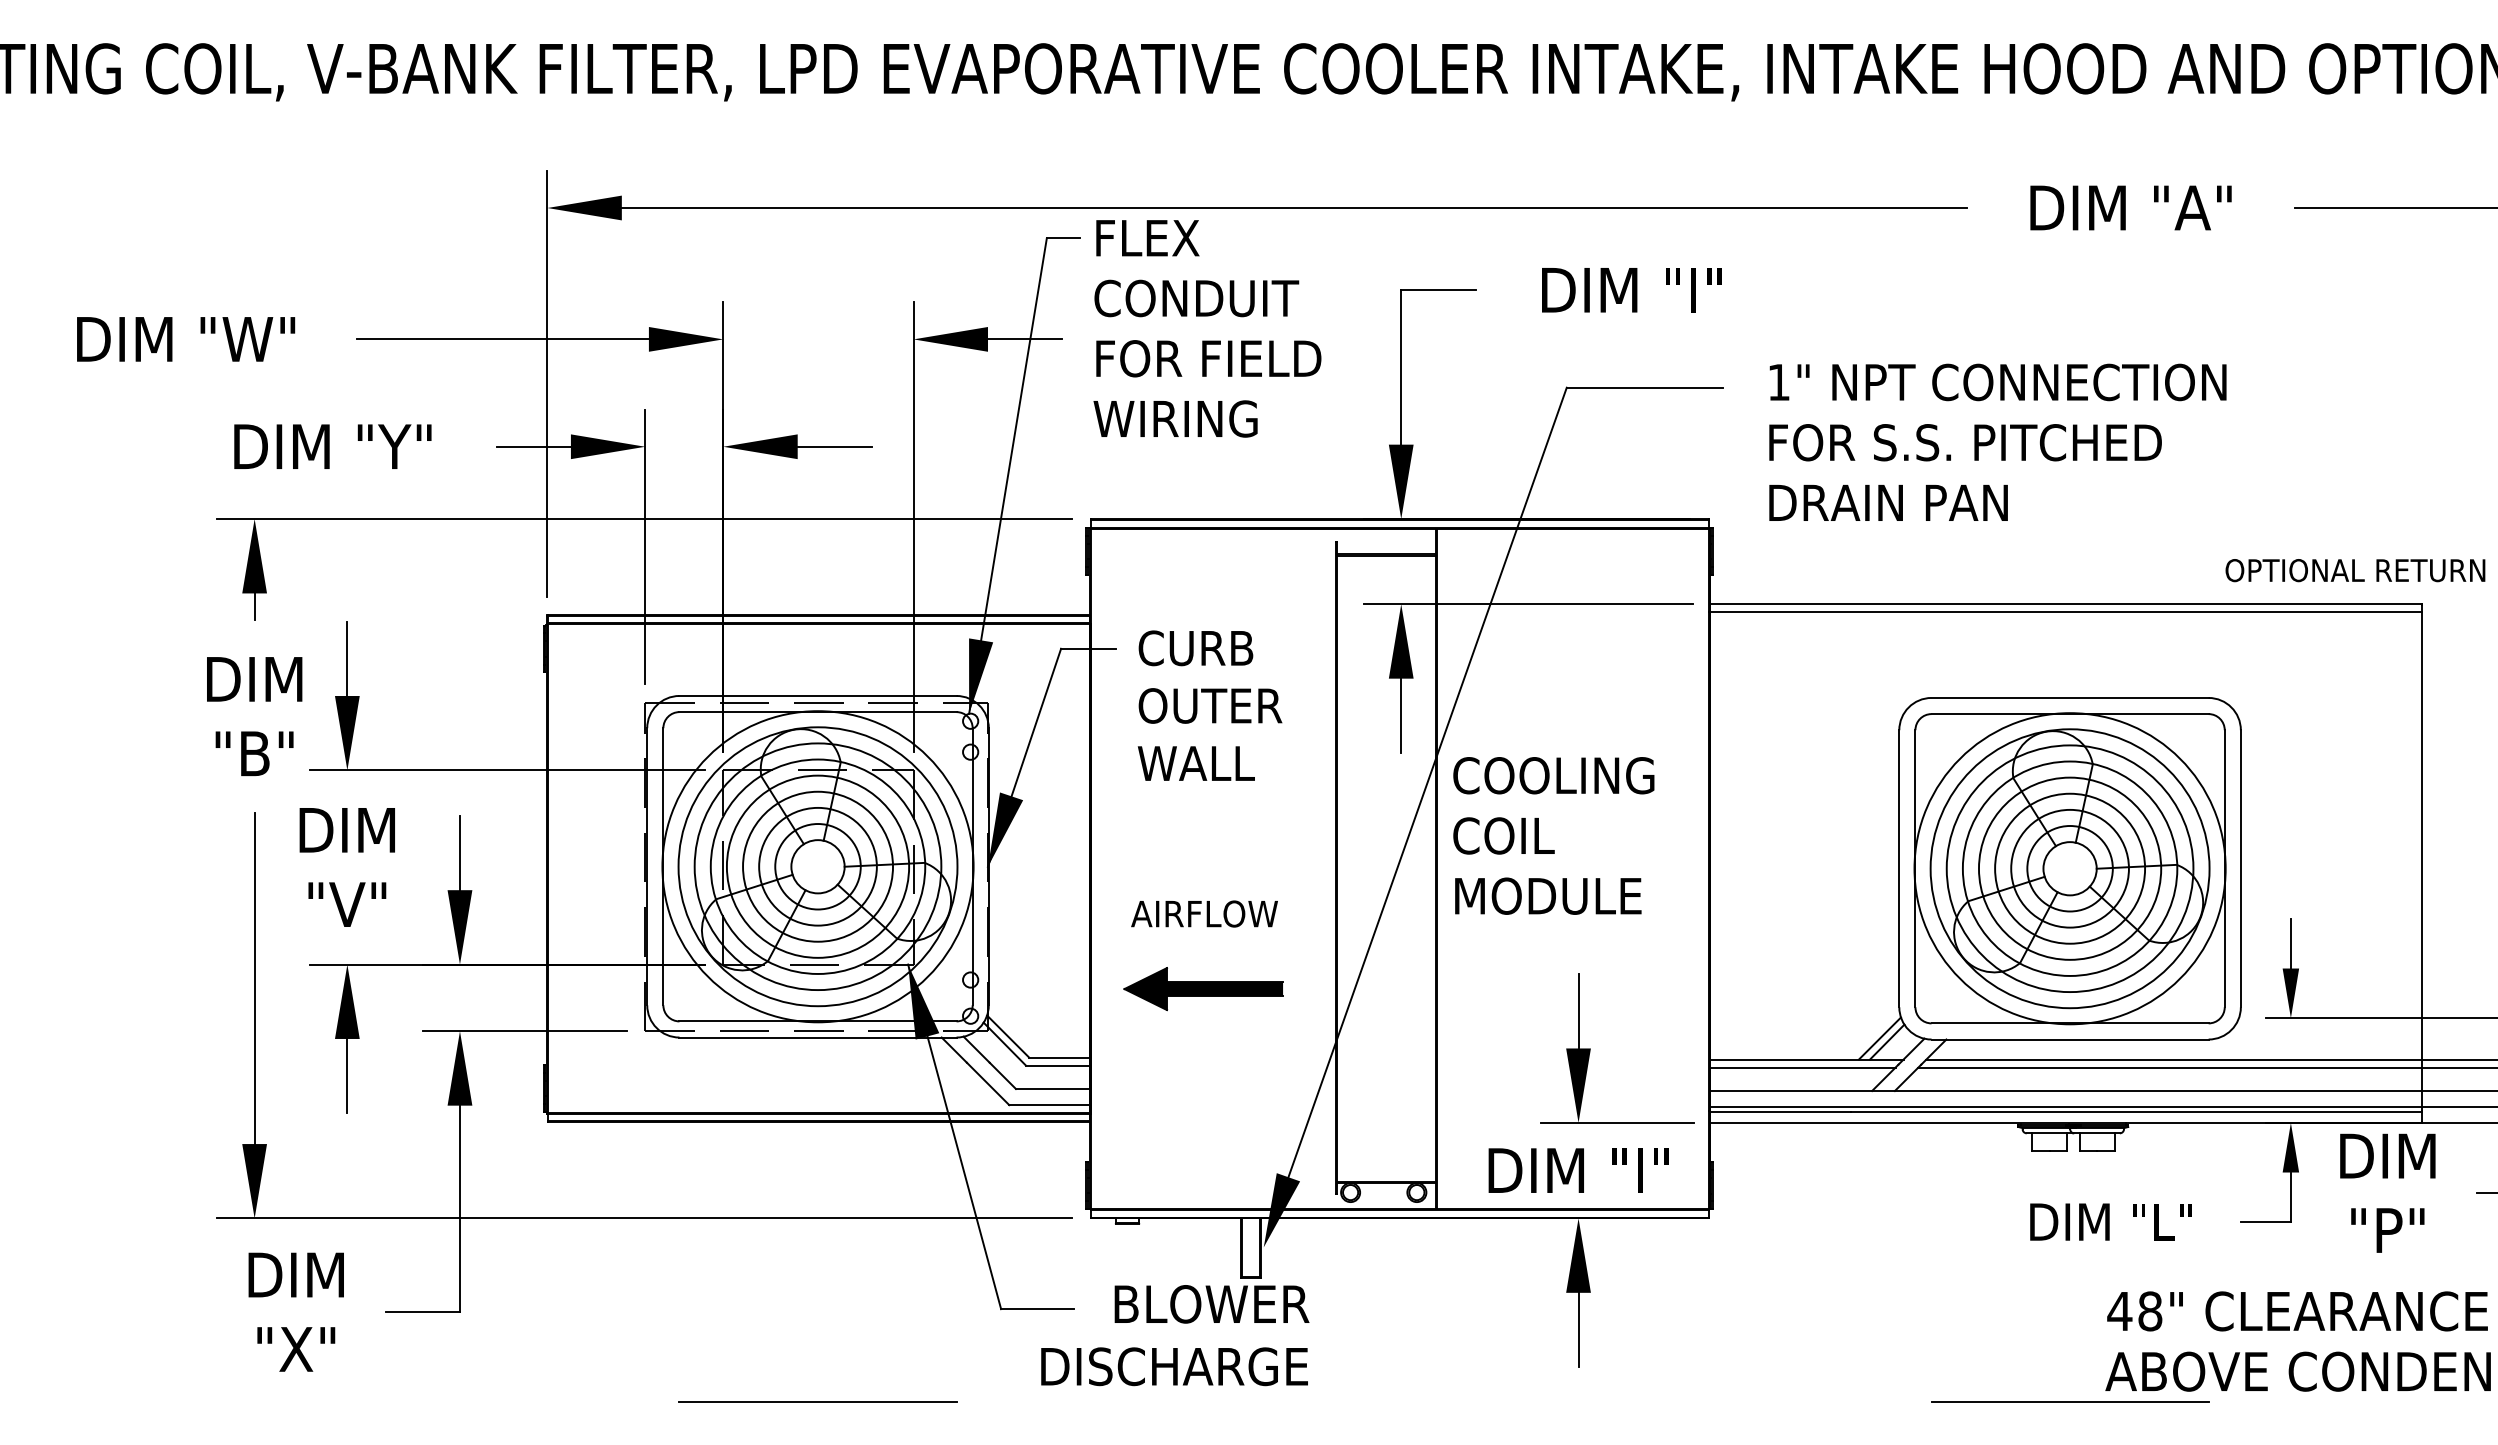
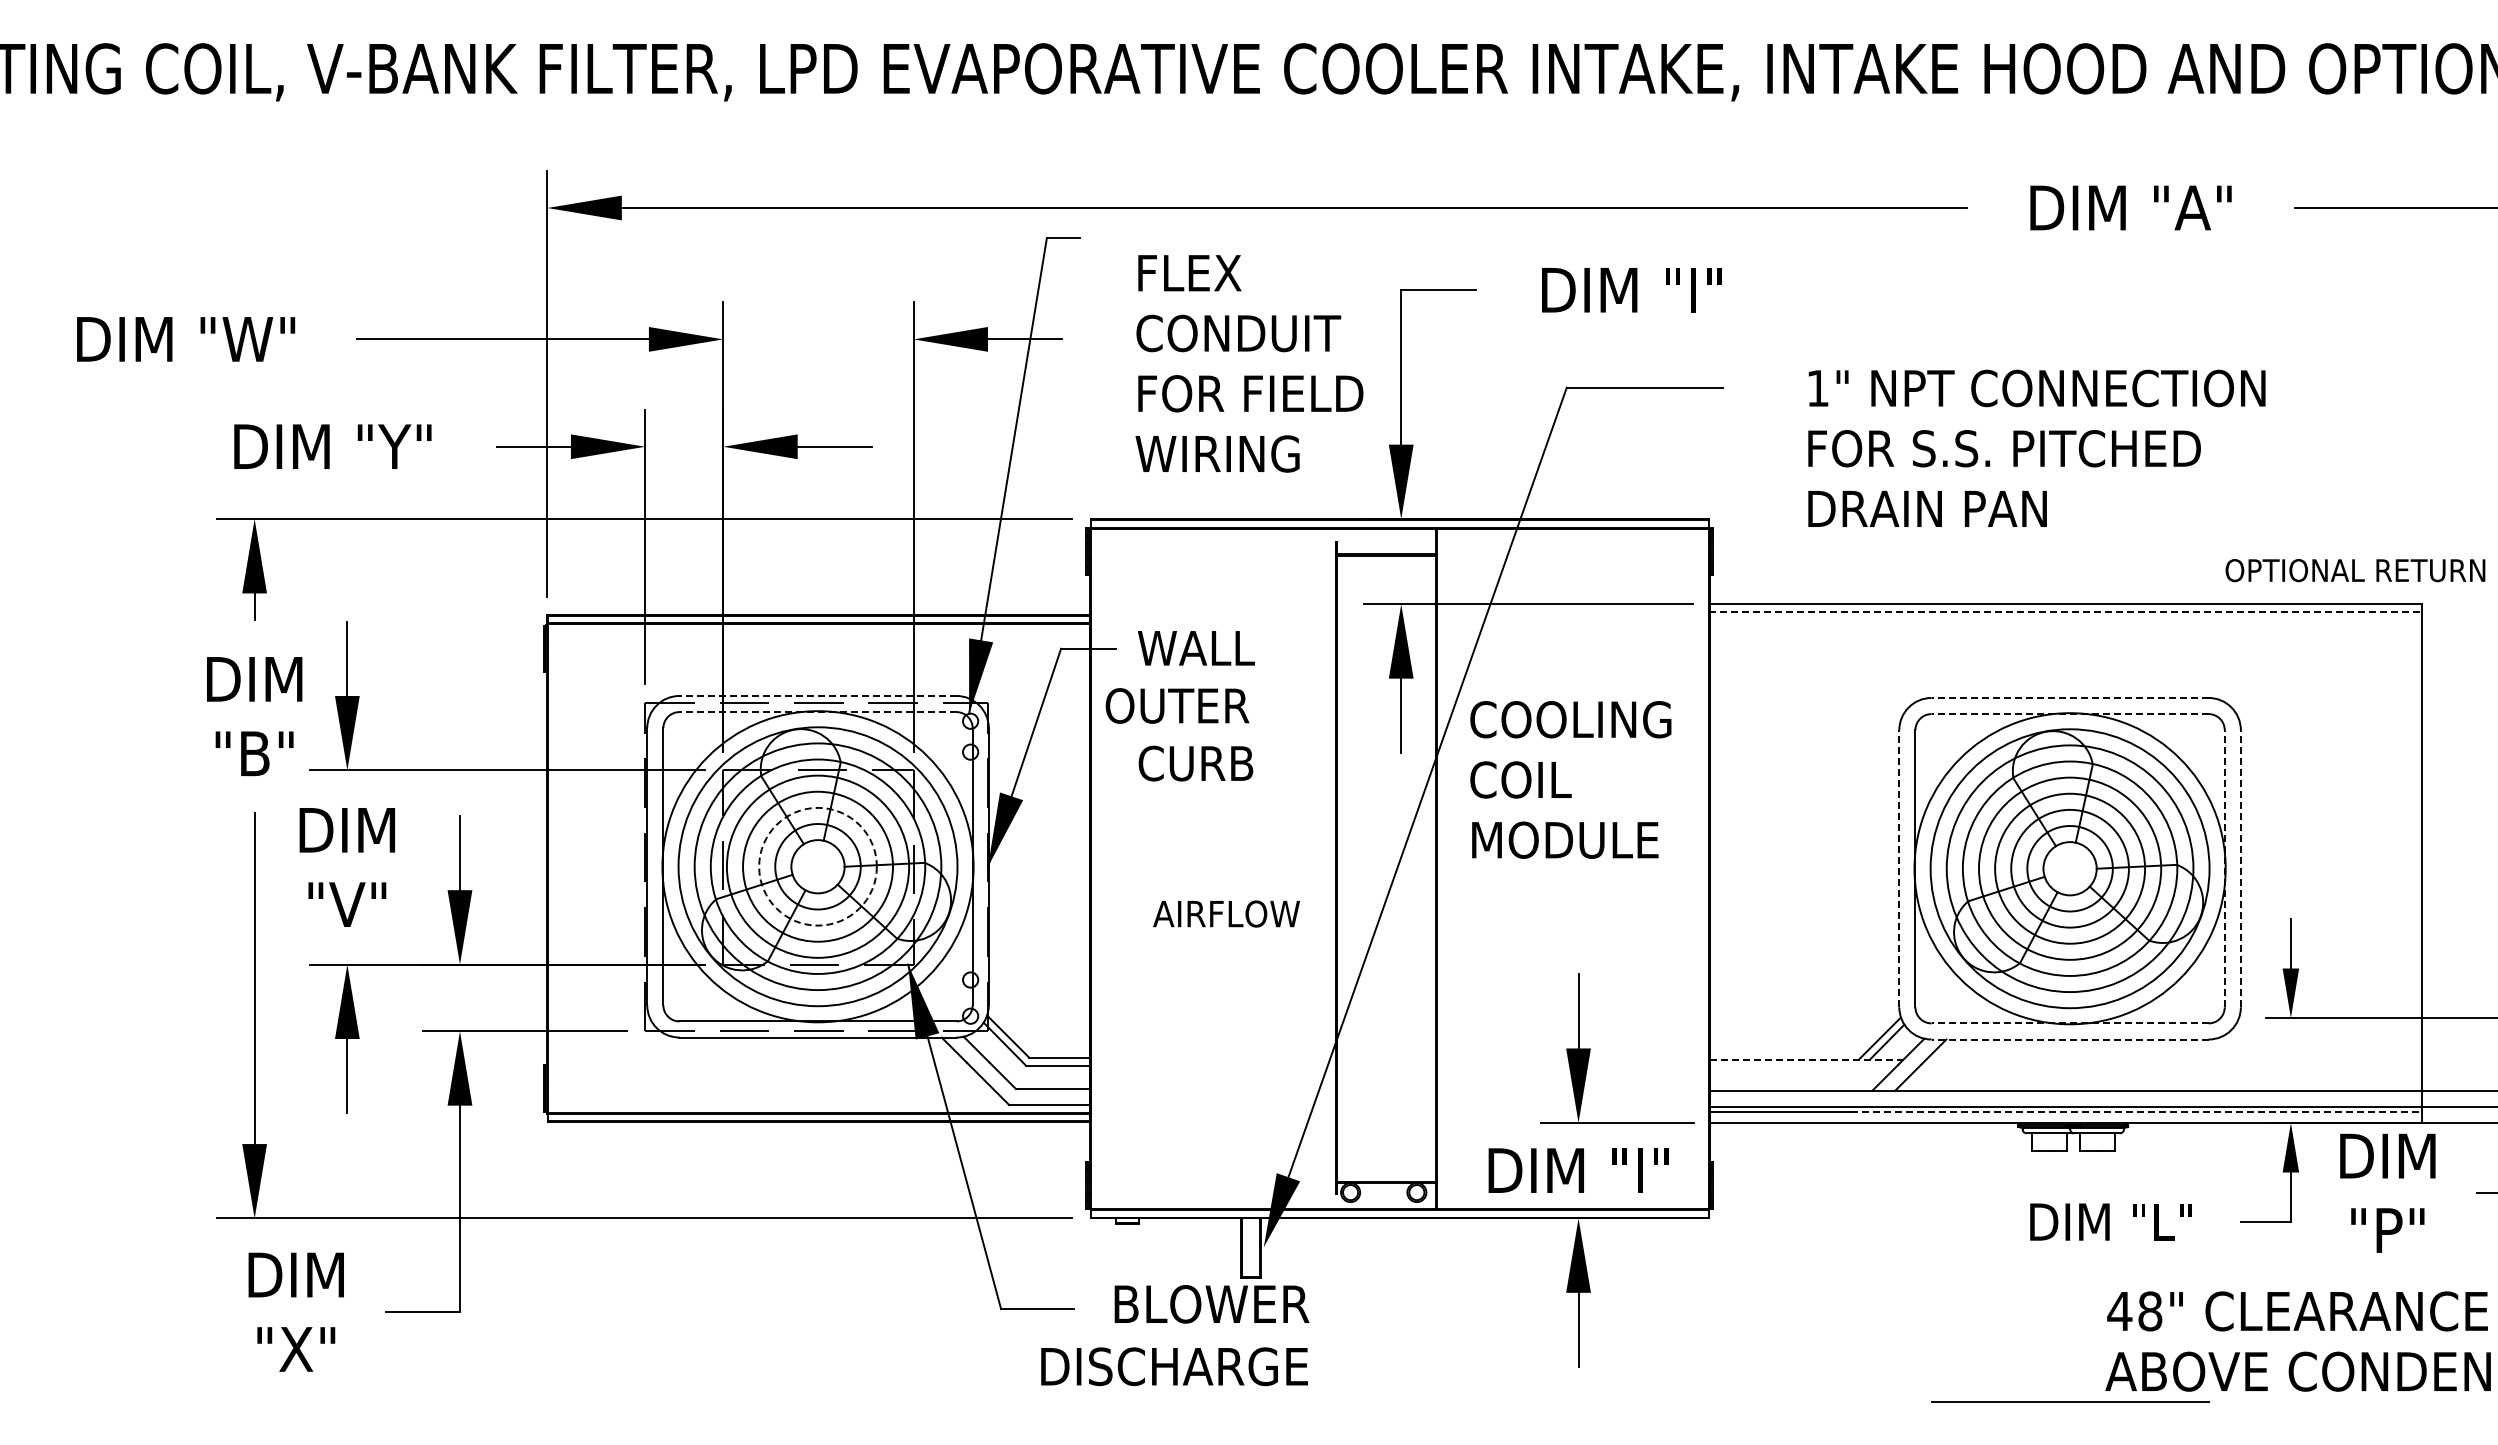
text position: (1207, 328) -> (1249, 363) (1249, 363)
text position: (1997, 441) -> (2036, 447) (2036, 447)
line: solid -> dashed (2066, 612)
text: CURB -> WALL (1195, 648)
line: solid -> dashed (818, 695)
line: solid -> dashed (2070, 697)
text position: (1210, 705) -> (1177, 705) (1177, 705)
line: solid -> dashed (818, 712)
line: solid -> dashed (2070, 714)
text: WALL -> CURB (1195, 763)
text position: (1553, 835) -> (1570, 779) (1570, 779)
circle: solid -> dashed (817, 866)
line: solid -> dashed (1899, 868)
line: solid -> dashed (2224, 868)
line: solid -> dashed (2240, 868)
text position: (1204, 913) -> (1226, 913) (1226, 913)
part: present -> none (1203, 989)
line: solid -> dashed (2070, 1023)
line: solid -> dashed (2070, 1039)
line: solid -> dashed (1806, 1059)
line: present -> none (2210, 1059)
line: present -> none (1802, 1067)
line: present -> none (2206, 1067)
line: solid -> dashed (2136, 1111)
line: present -> none (817, 1401)
